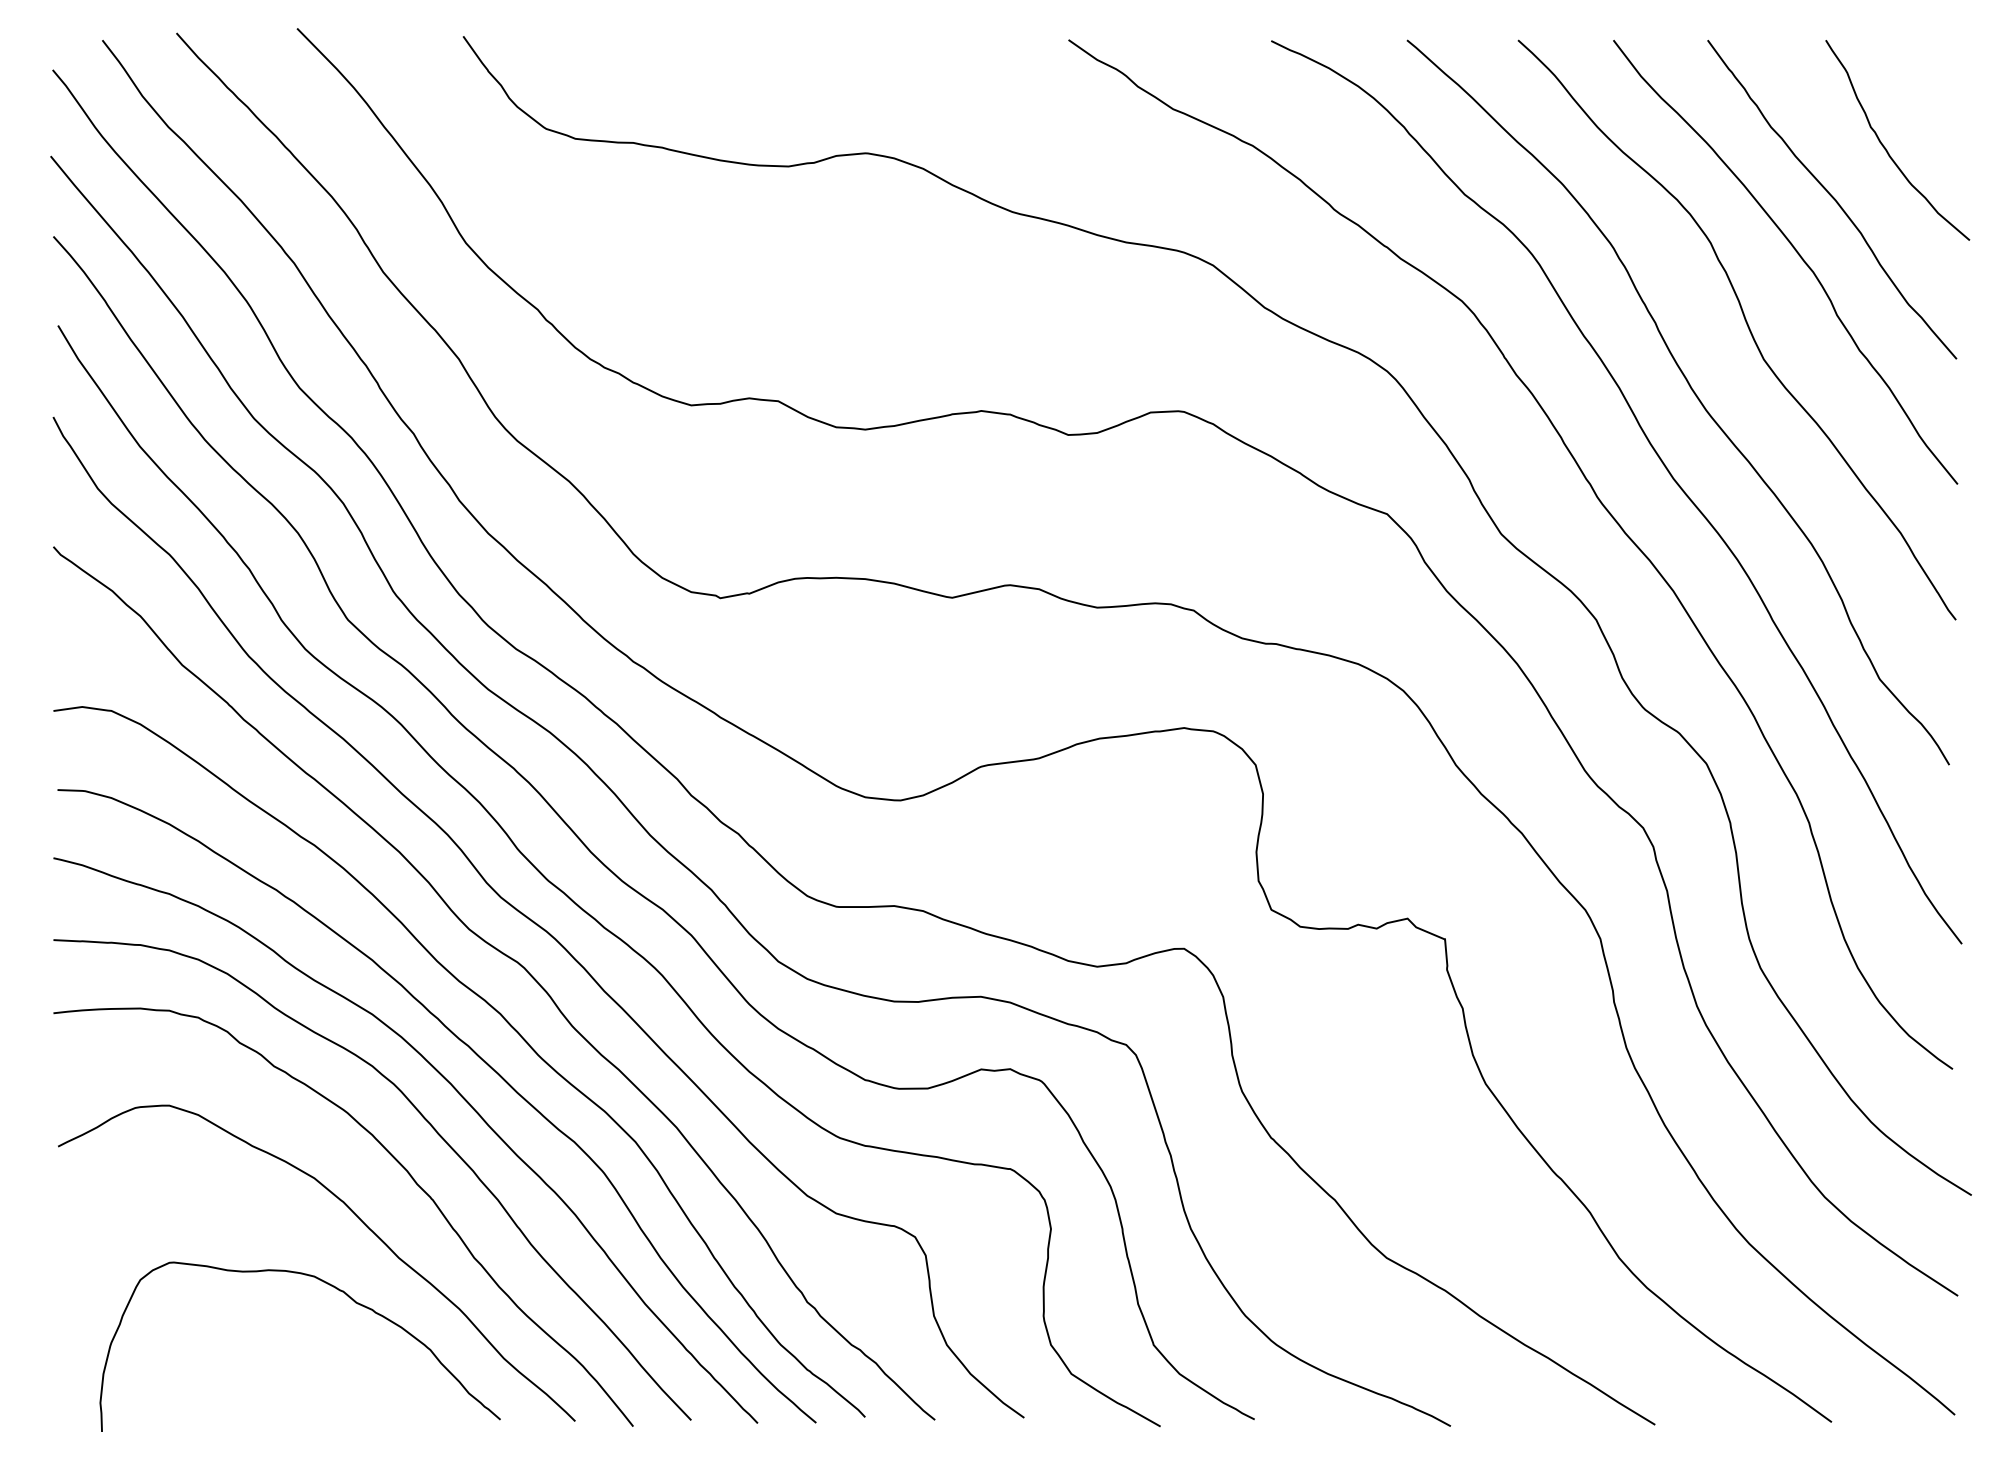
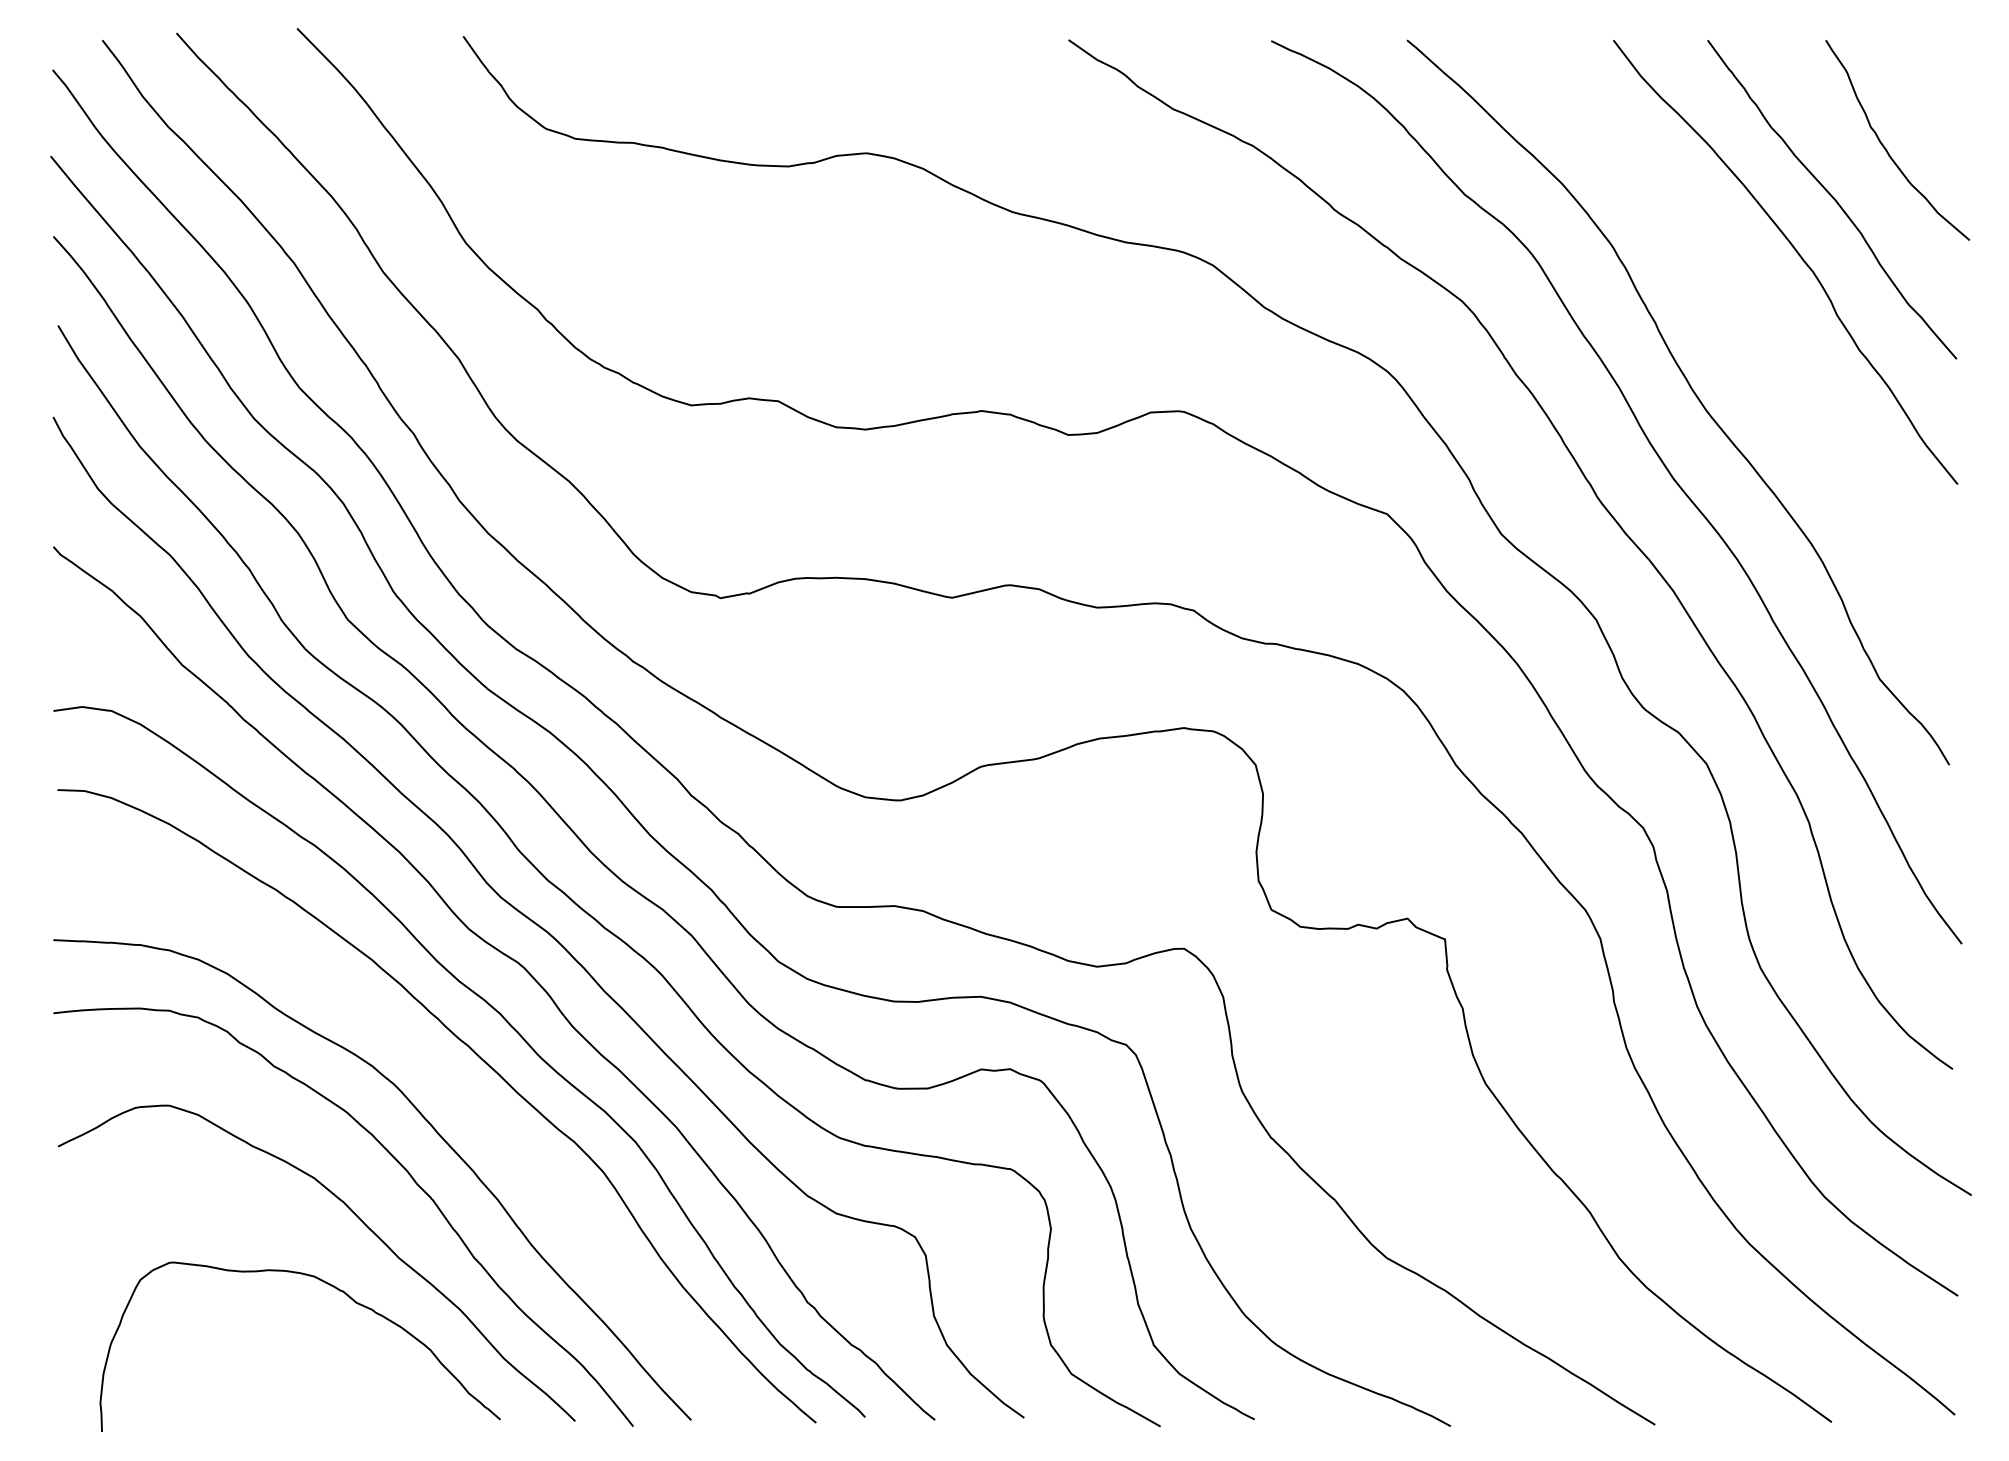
curve: present -> none (1746, 324)
curve: present -> none (459, 1095)
